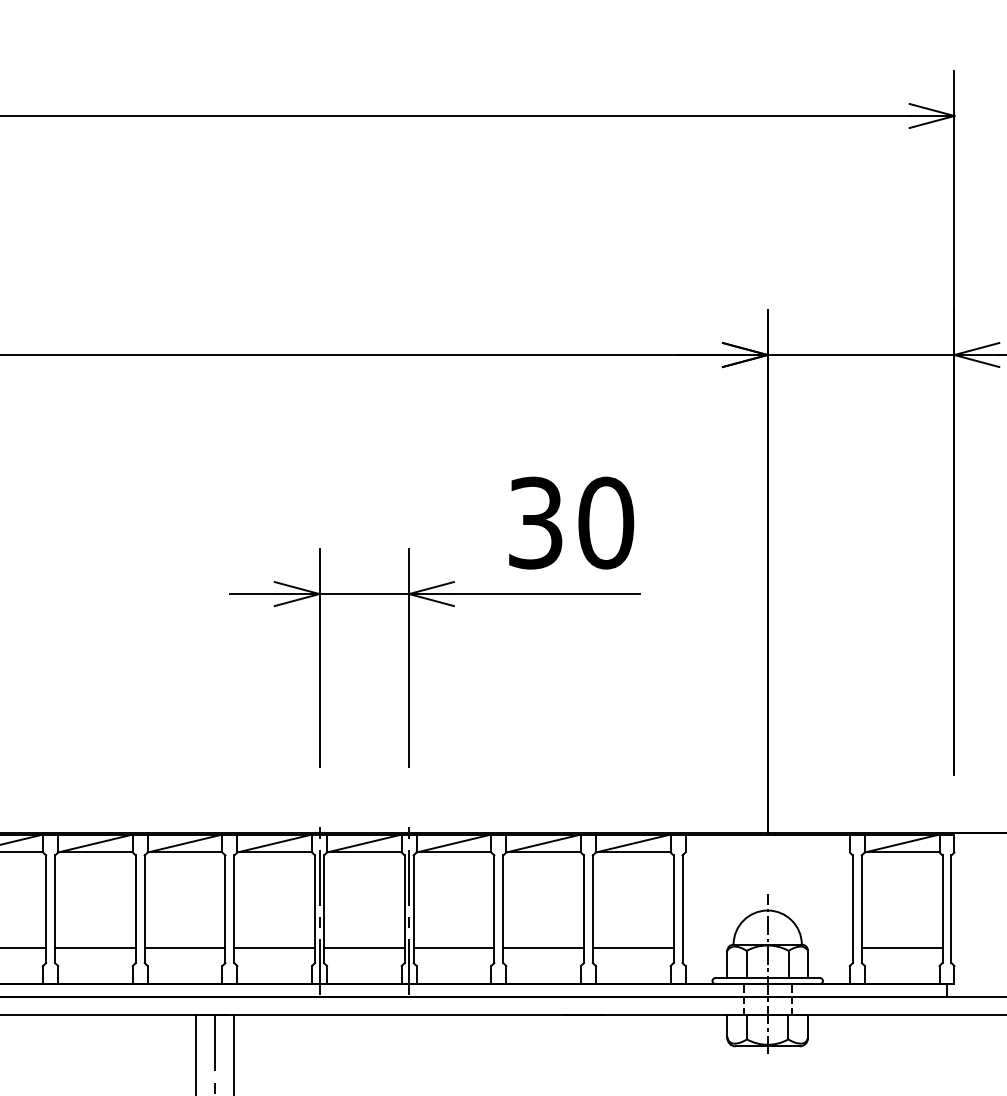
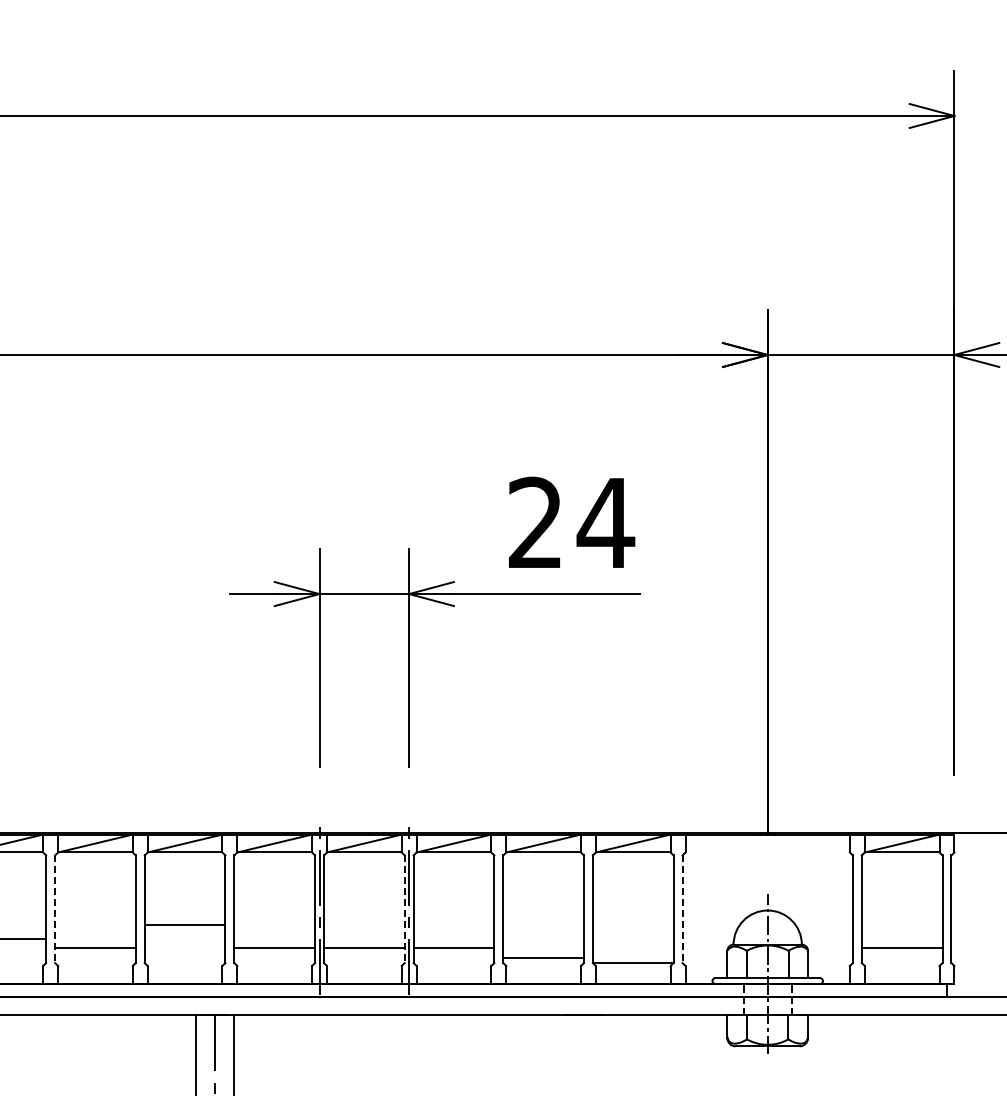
text: 30 -> 24 (571, 522)
line: solid -> dashed (55, 909)
line: solid -> dashed (404, 909)
line: solid -> dashed (682, 909)
line position: (24, 948) -> (24, 939) (24, 939)
line position: (184, 948) -> (184, 925) (184, 925)
line position: (543, 948) -> (543, 958) (543, 958)
line position: (632, 948) -> (632, 963) (632, 963)
